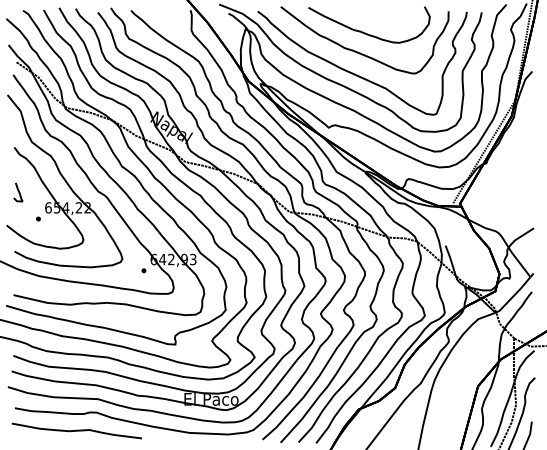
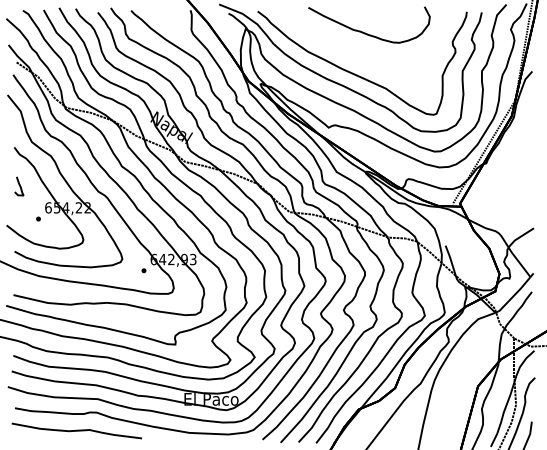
curve: present -> none (358, 51)
curve position: (18, 192) -> (19, 186) (19, 186)
